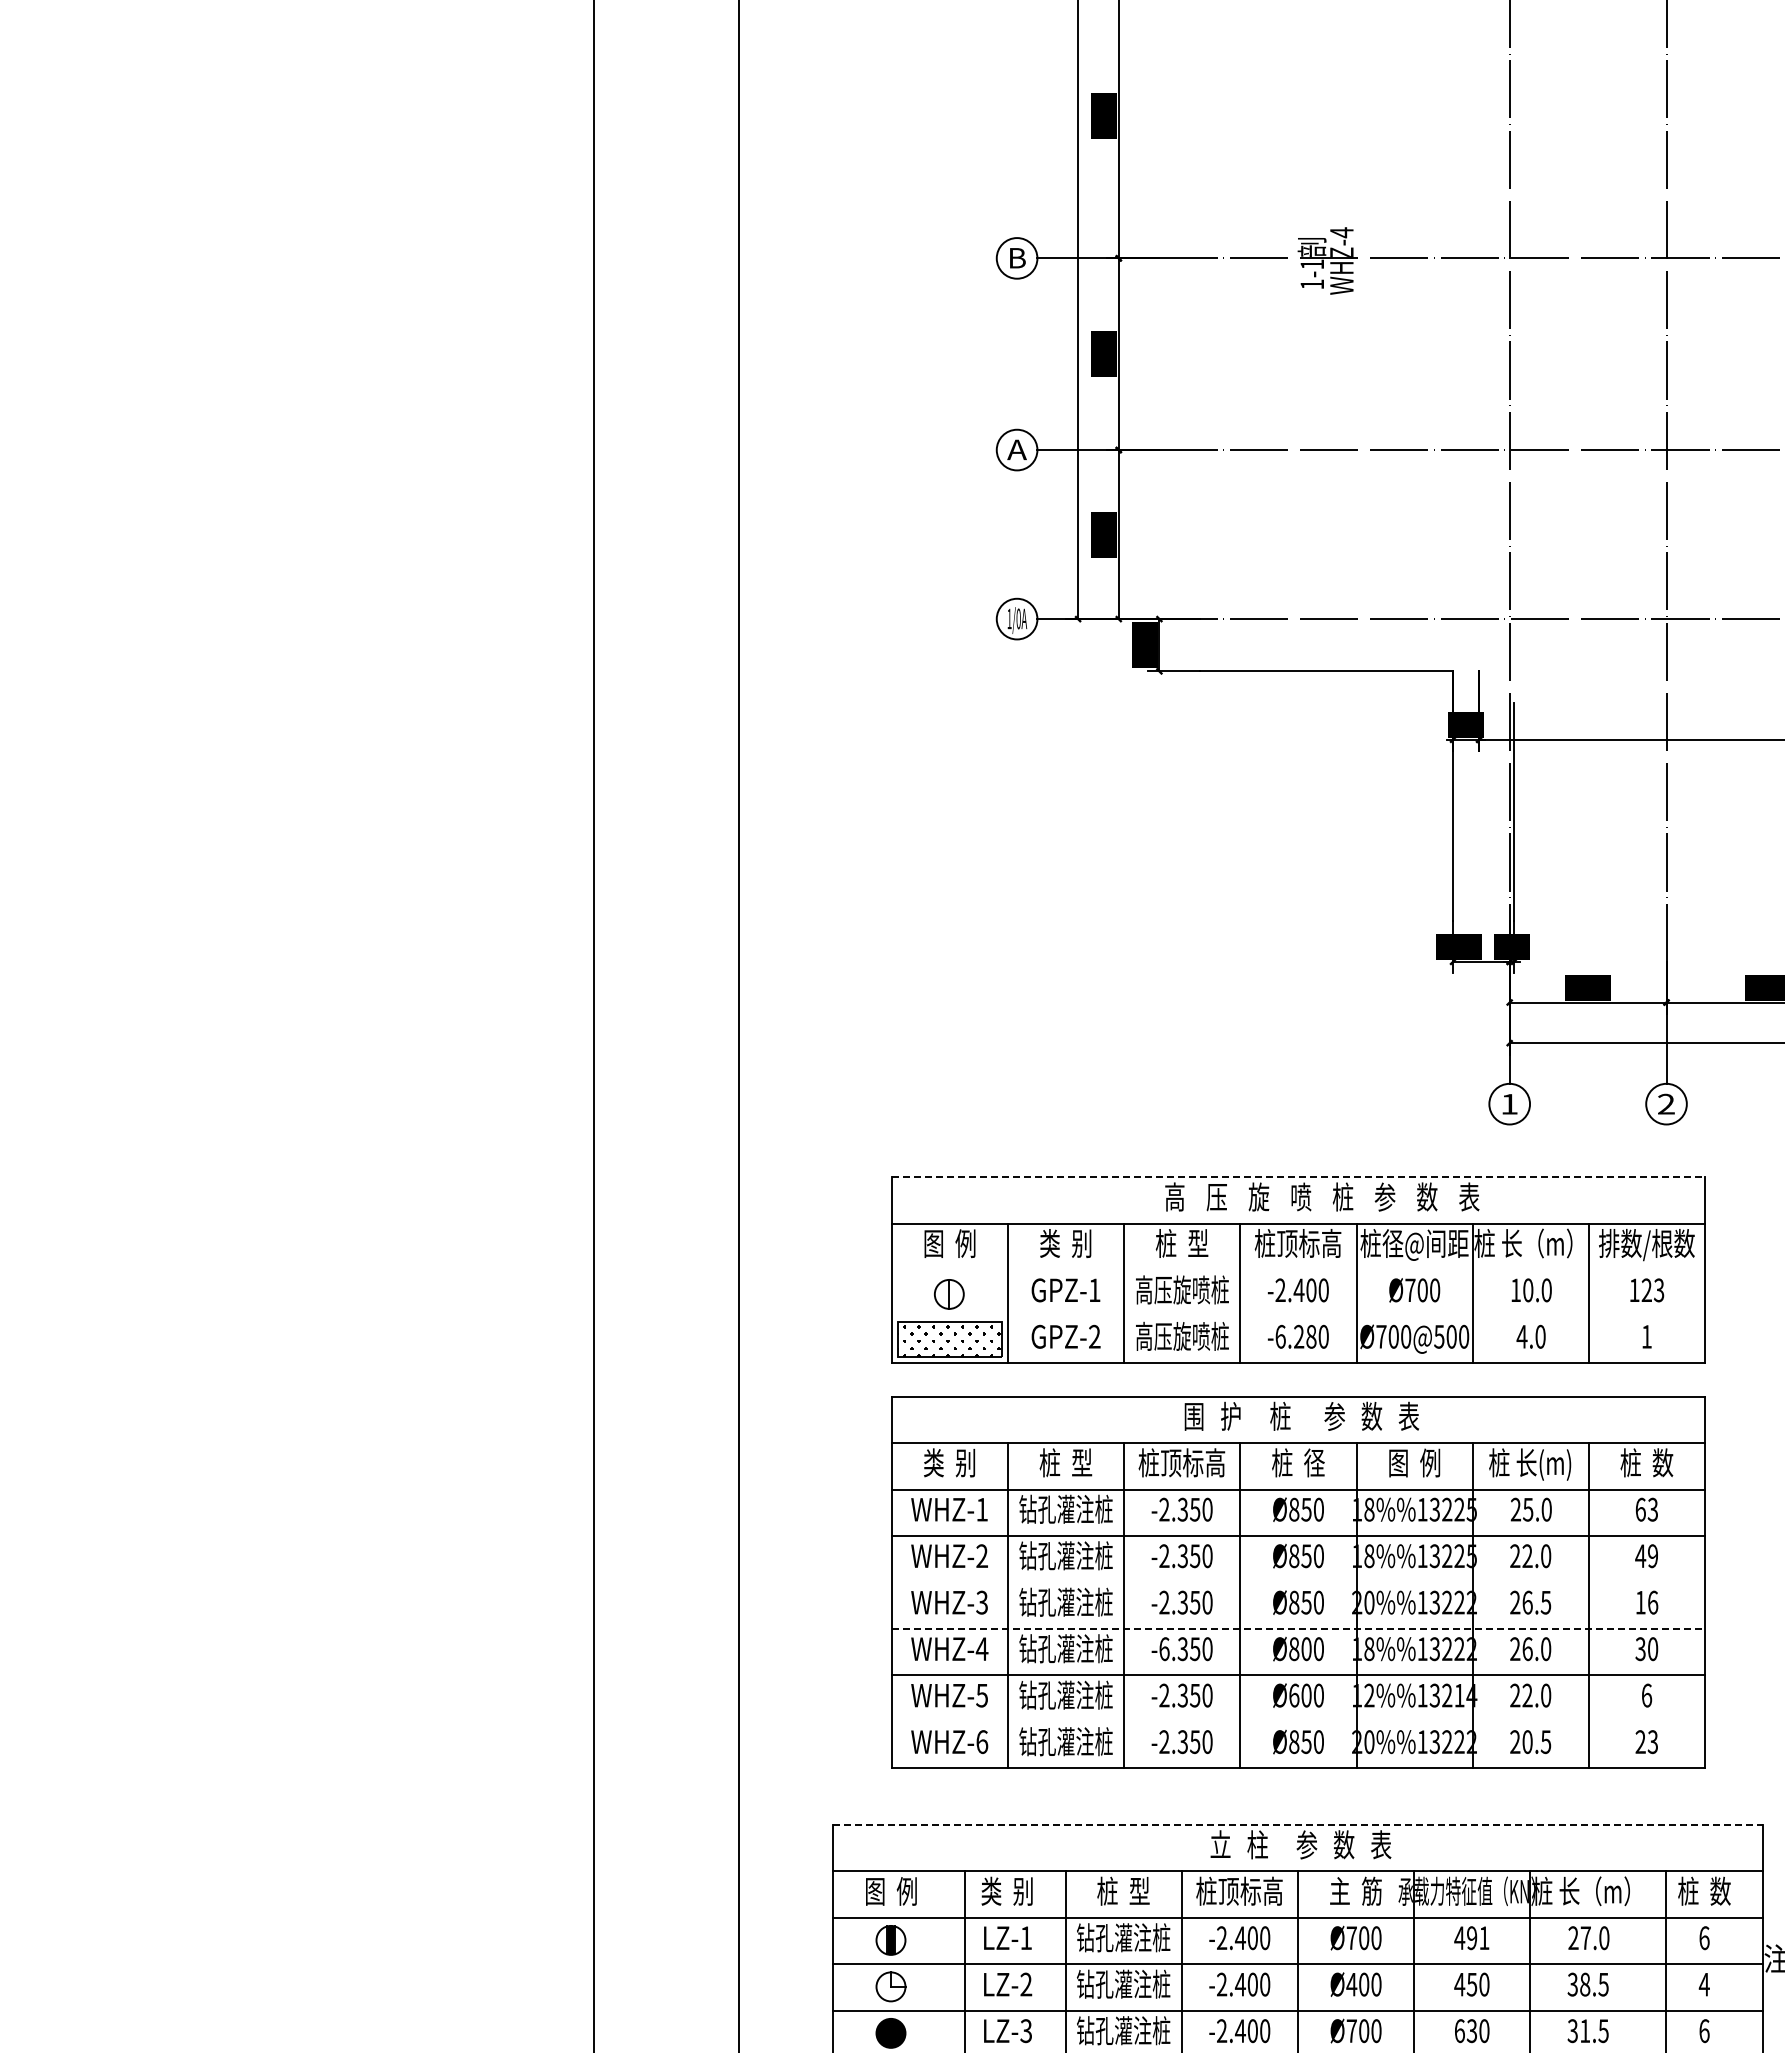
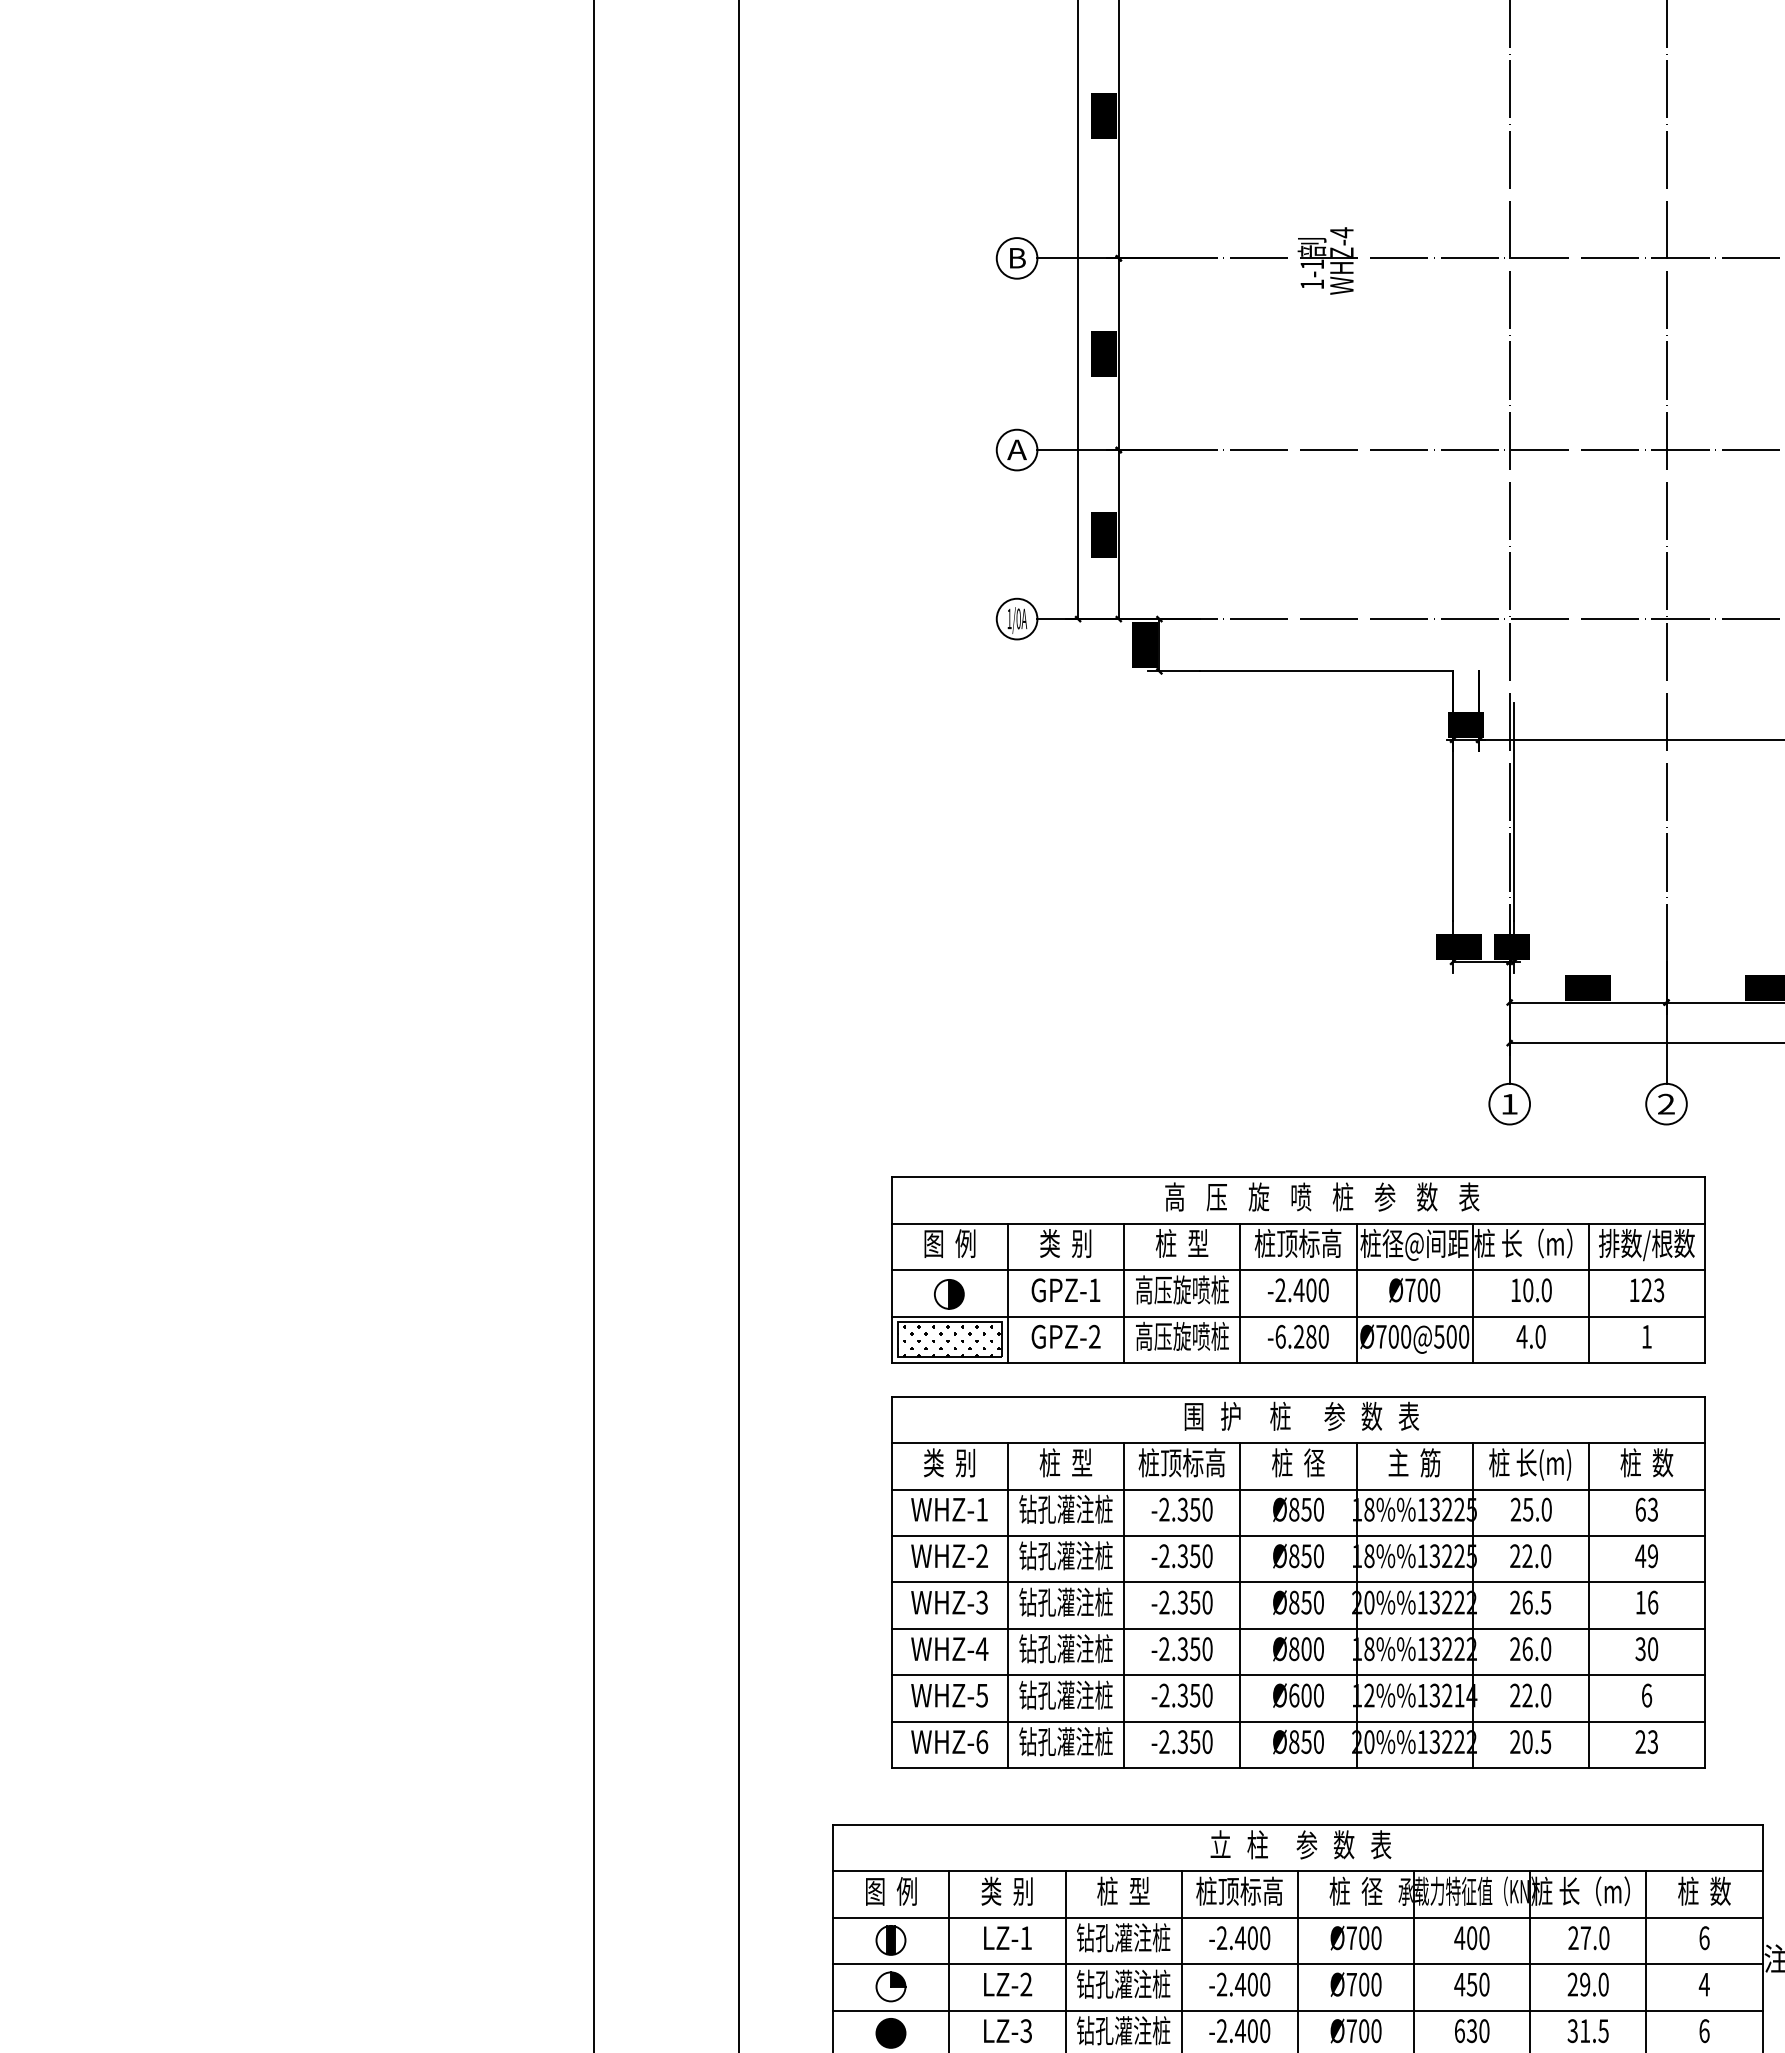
line: dashed -> solid (1298, 1177)
line: none -> present (1298, 1270)
fill: none -> present (956, 1293)
line: none -> present (1298, 1316)
text: 图  例 -> 主  筋 (1414, 1462)
line: none -> present (1298, 1582)
line: dashed -> solid (1298, 1628)
text: -6.350 -> -2.350 (1164, 1649)
line: none -> present (1298, 1721)
line: dashed -> solid (1297, 1825)
text: 主  筋 -> 桩  径 (1355, 1890)
text: 491 -> 400 (1478, 1938)
line position: (965, 1960) -> (949, 1960) (949, 1960)
line position: (1666, 1960) -> (1646, 1960) (1646, 1960)
fill: none -> present (898, 1979)
text: Ø400 -> Ø700 (1351, 1984)
text: 38.5 -> 29.0 (1587, 1984)
